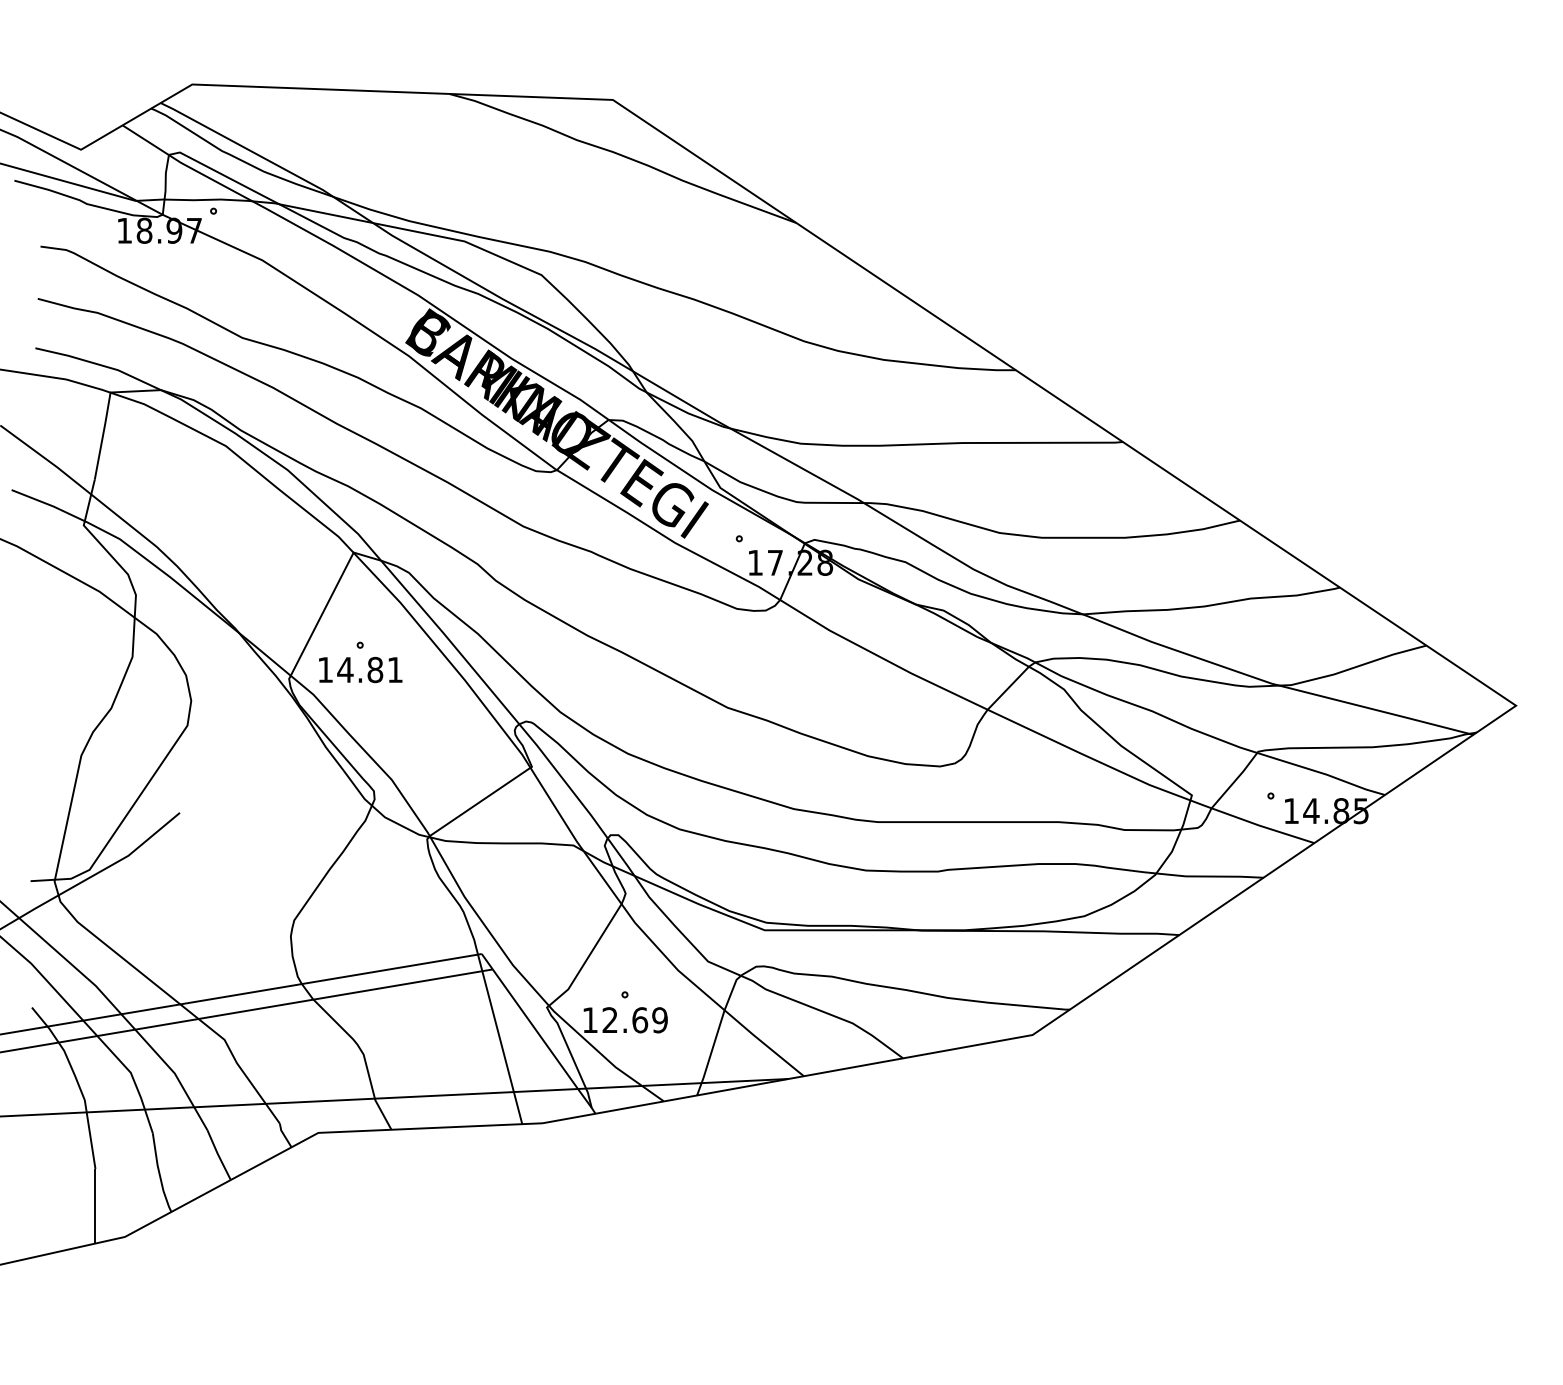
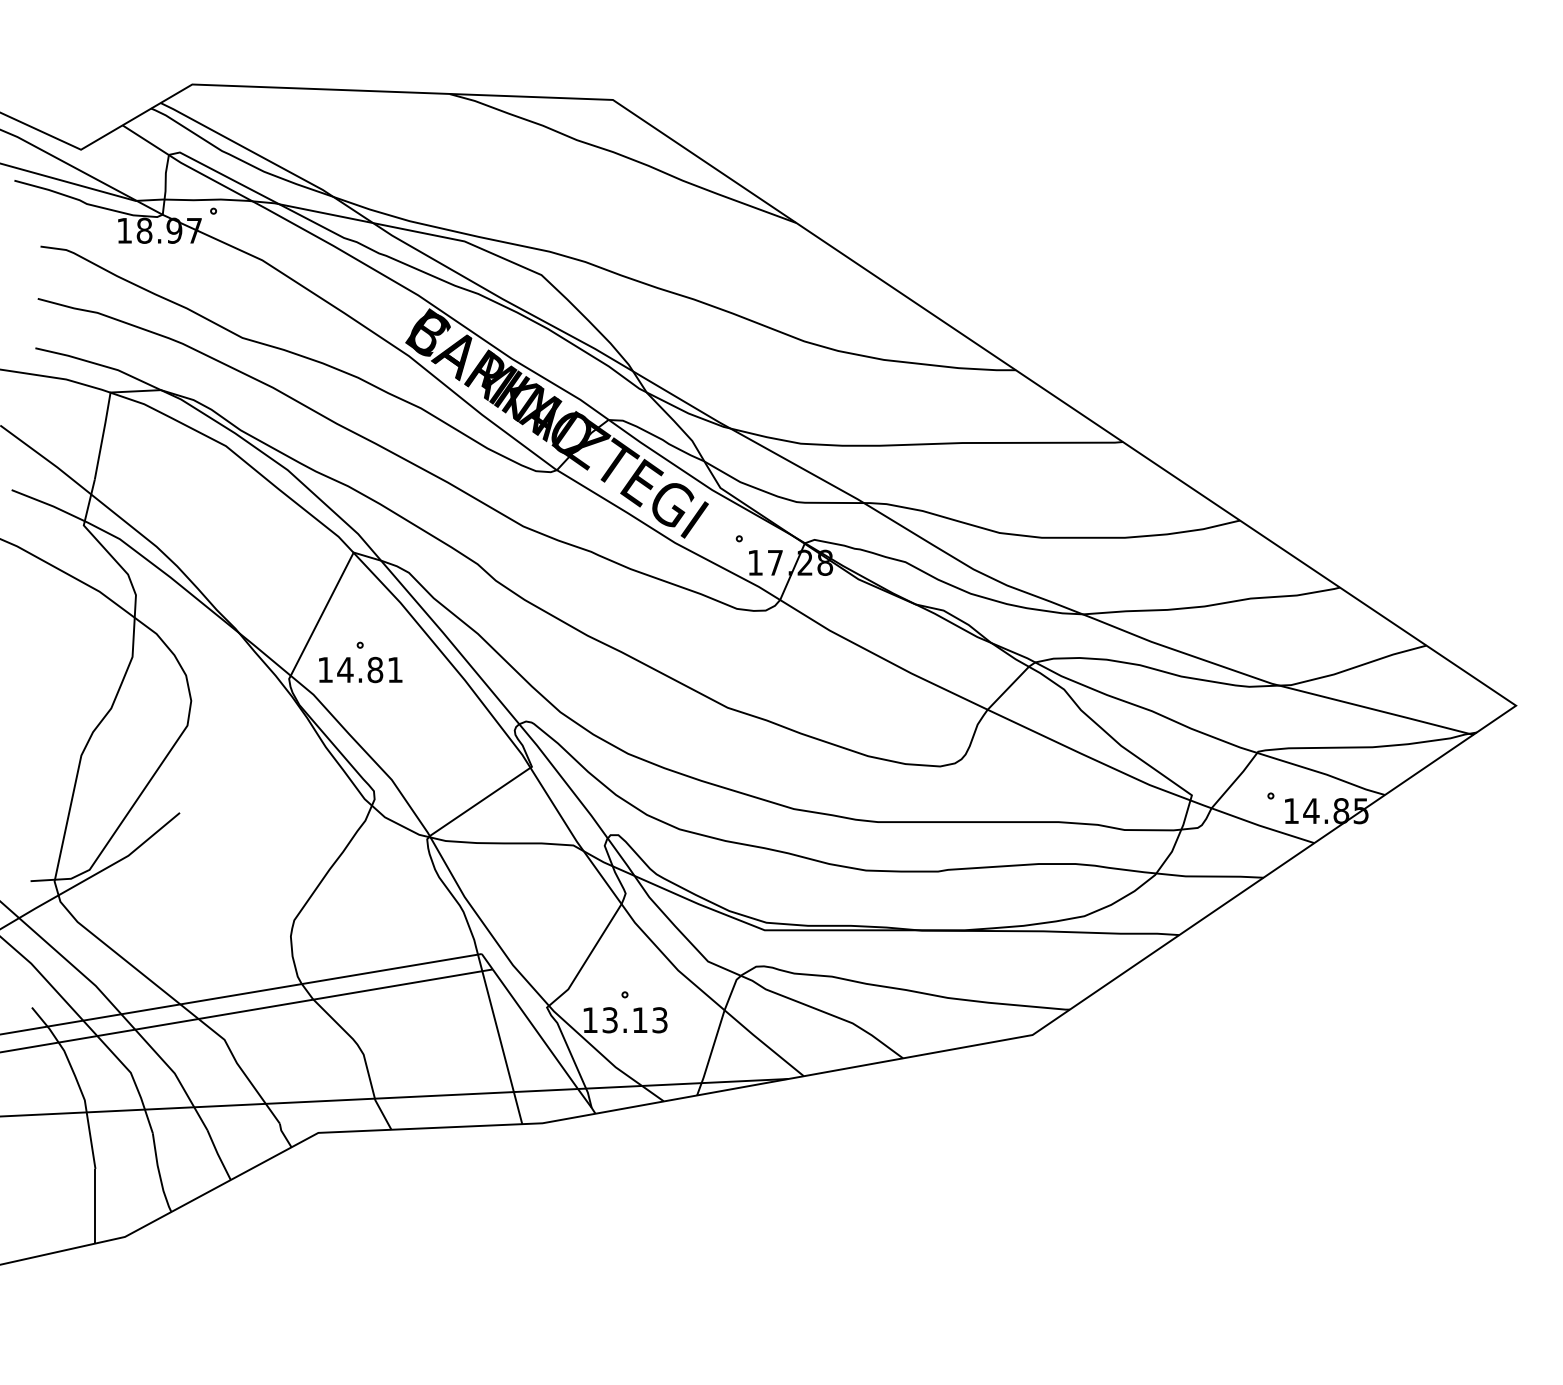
text: 12.69 -> 13.13 (634, 1020)
